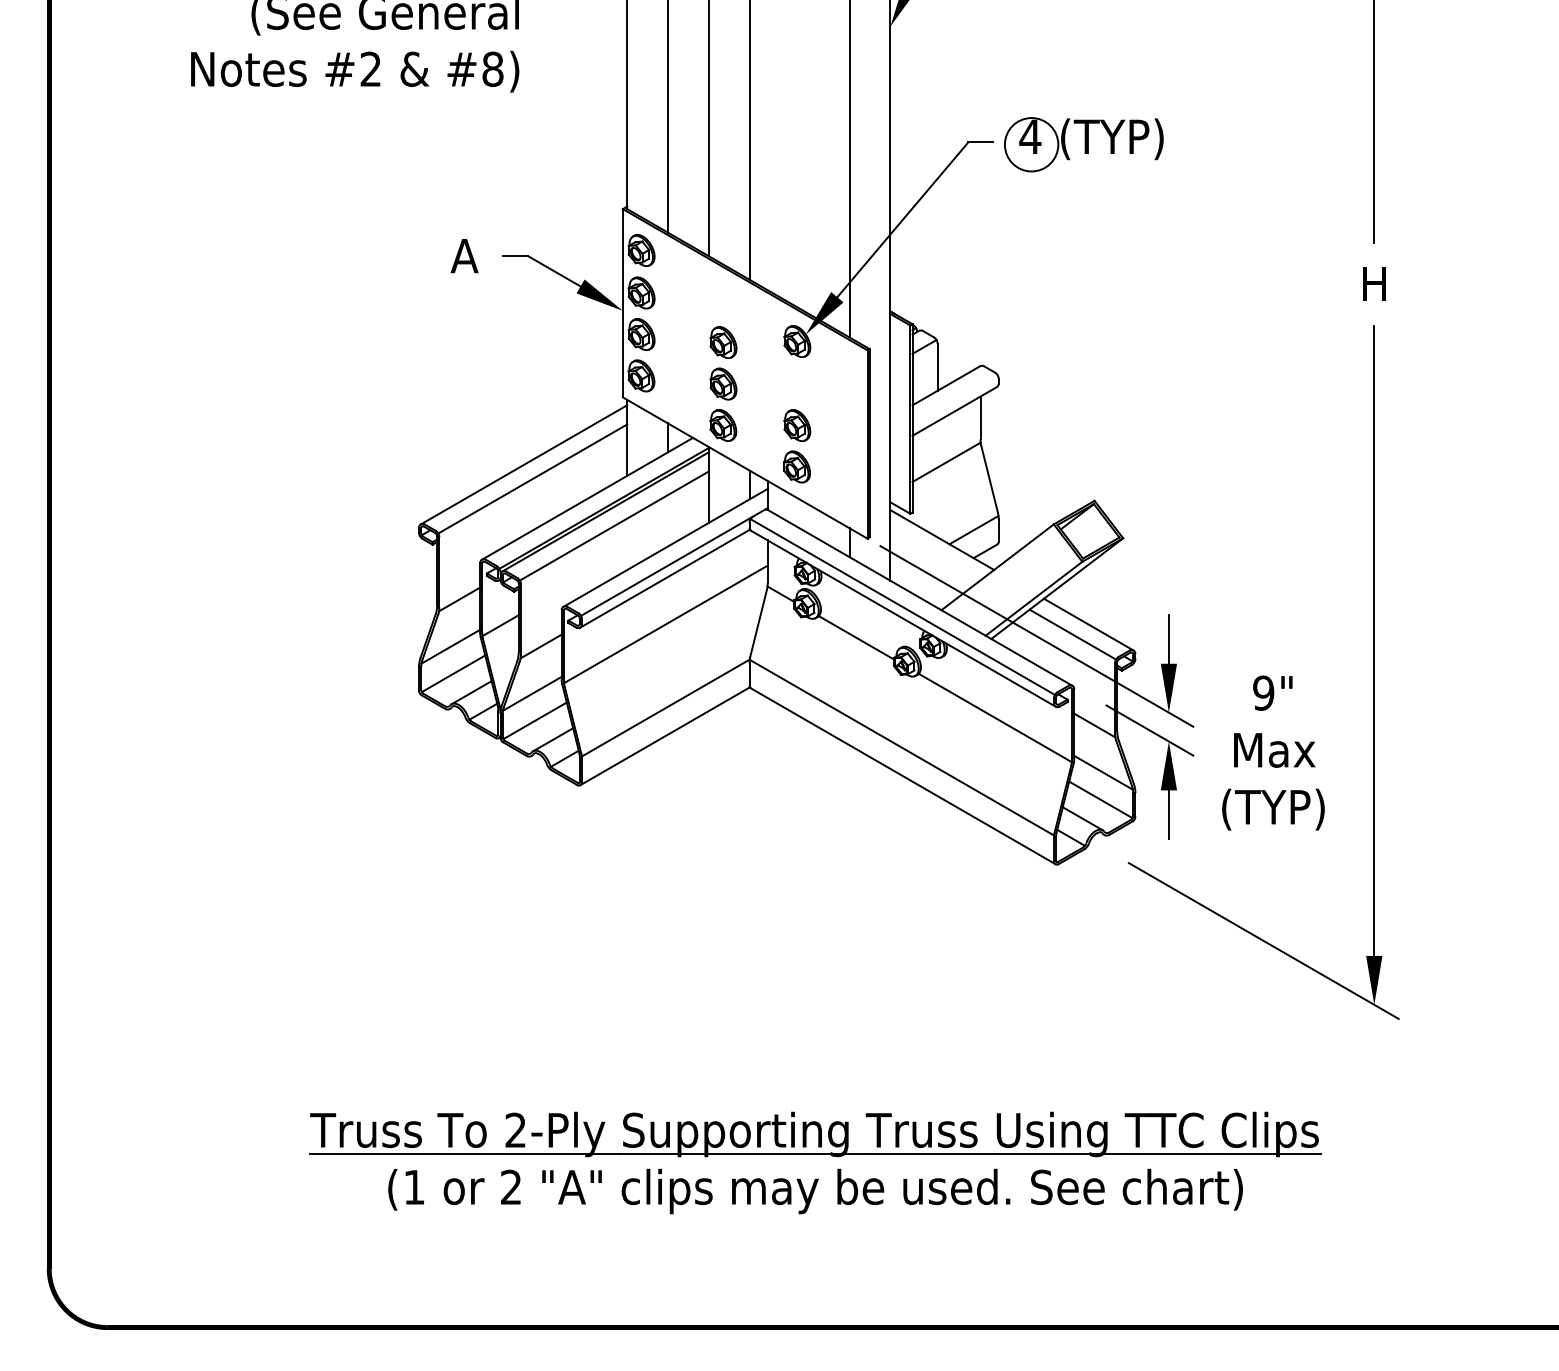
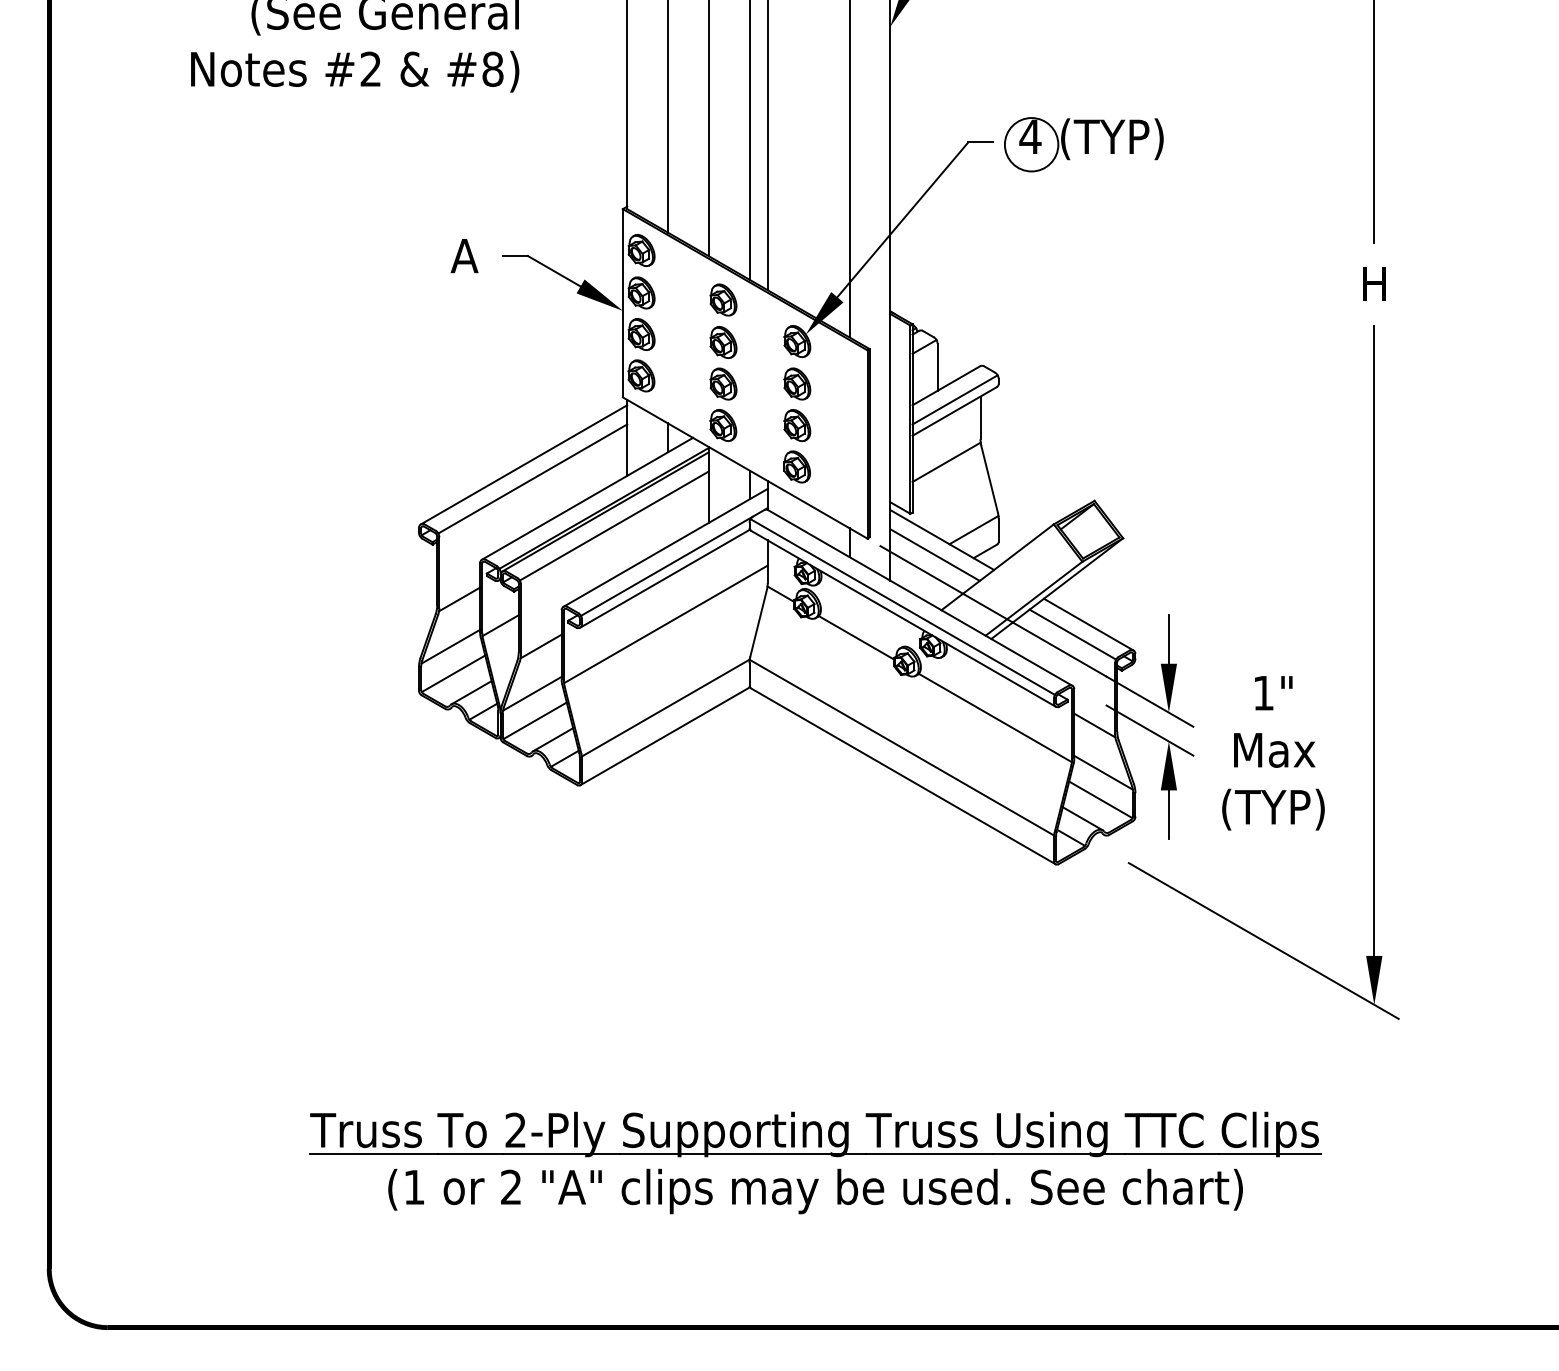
line: none -> present (768, 146)
part: none -> present (723, 299)
part: none -> present (797, 383)
line: none -> present (954, 399)
line: none -> present (934, 554)
text: 9" -> 1" (1263, 692)
